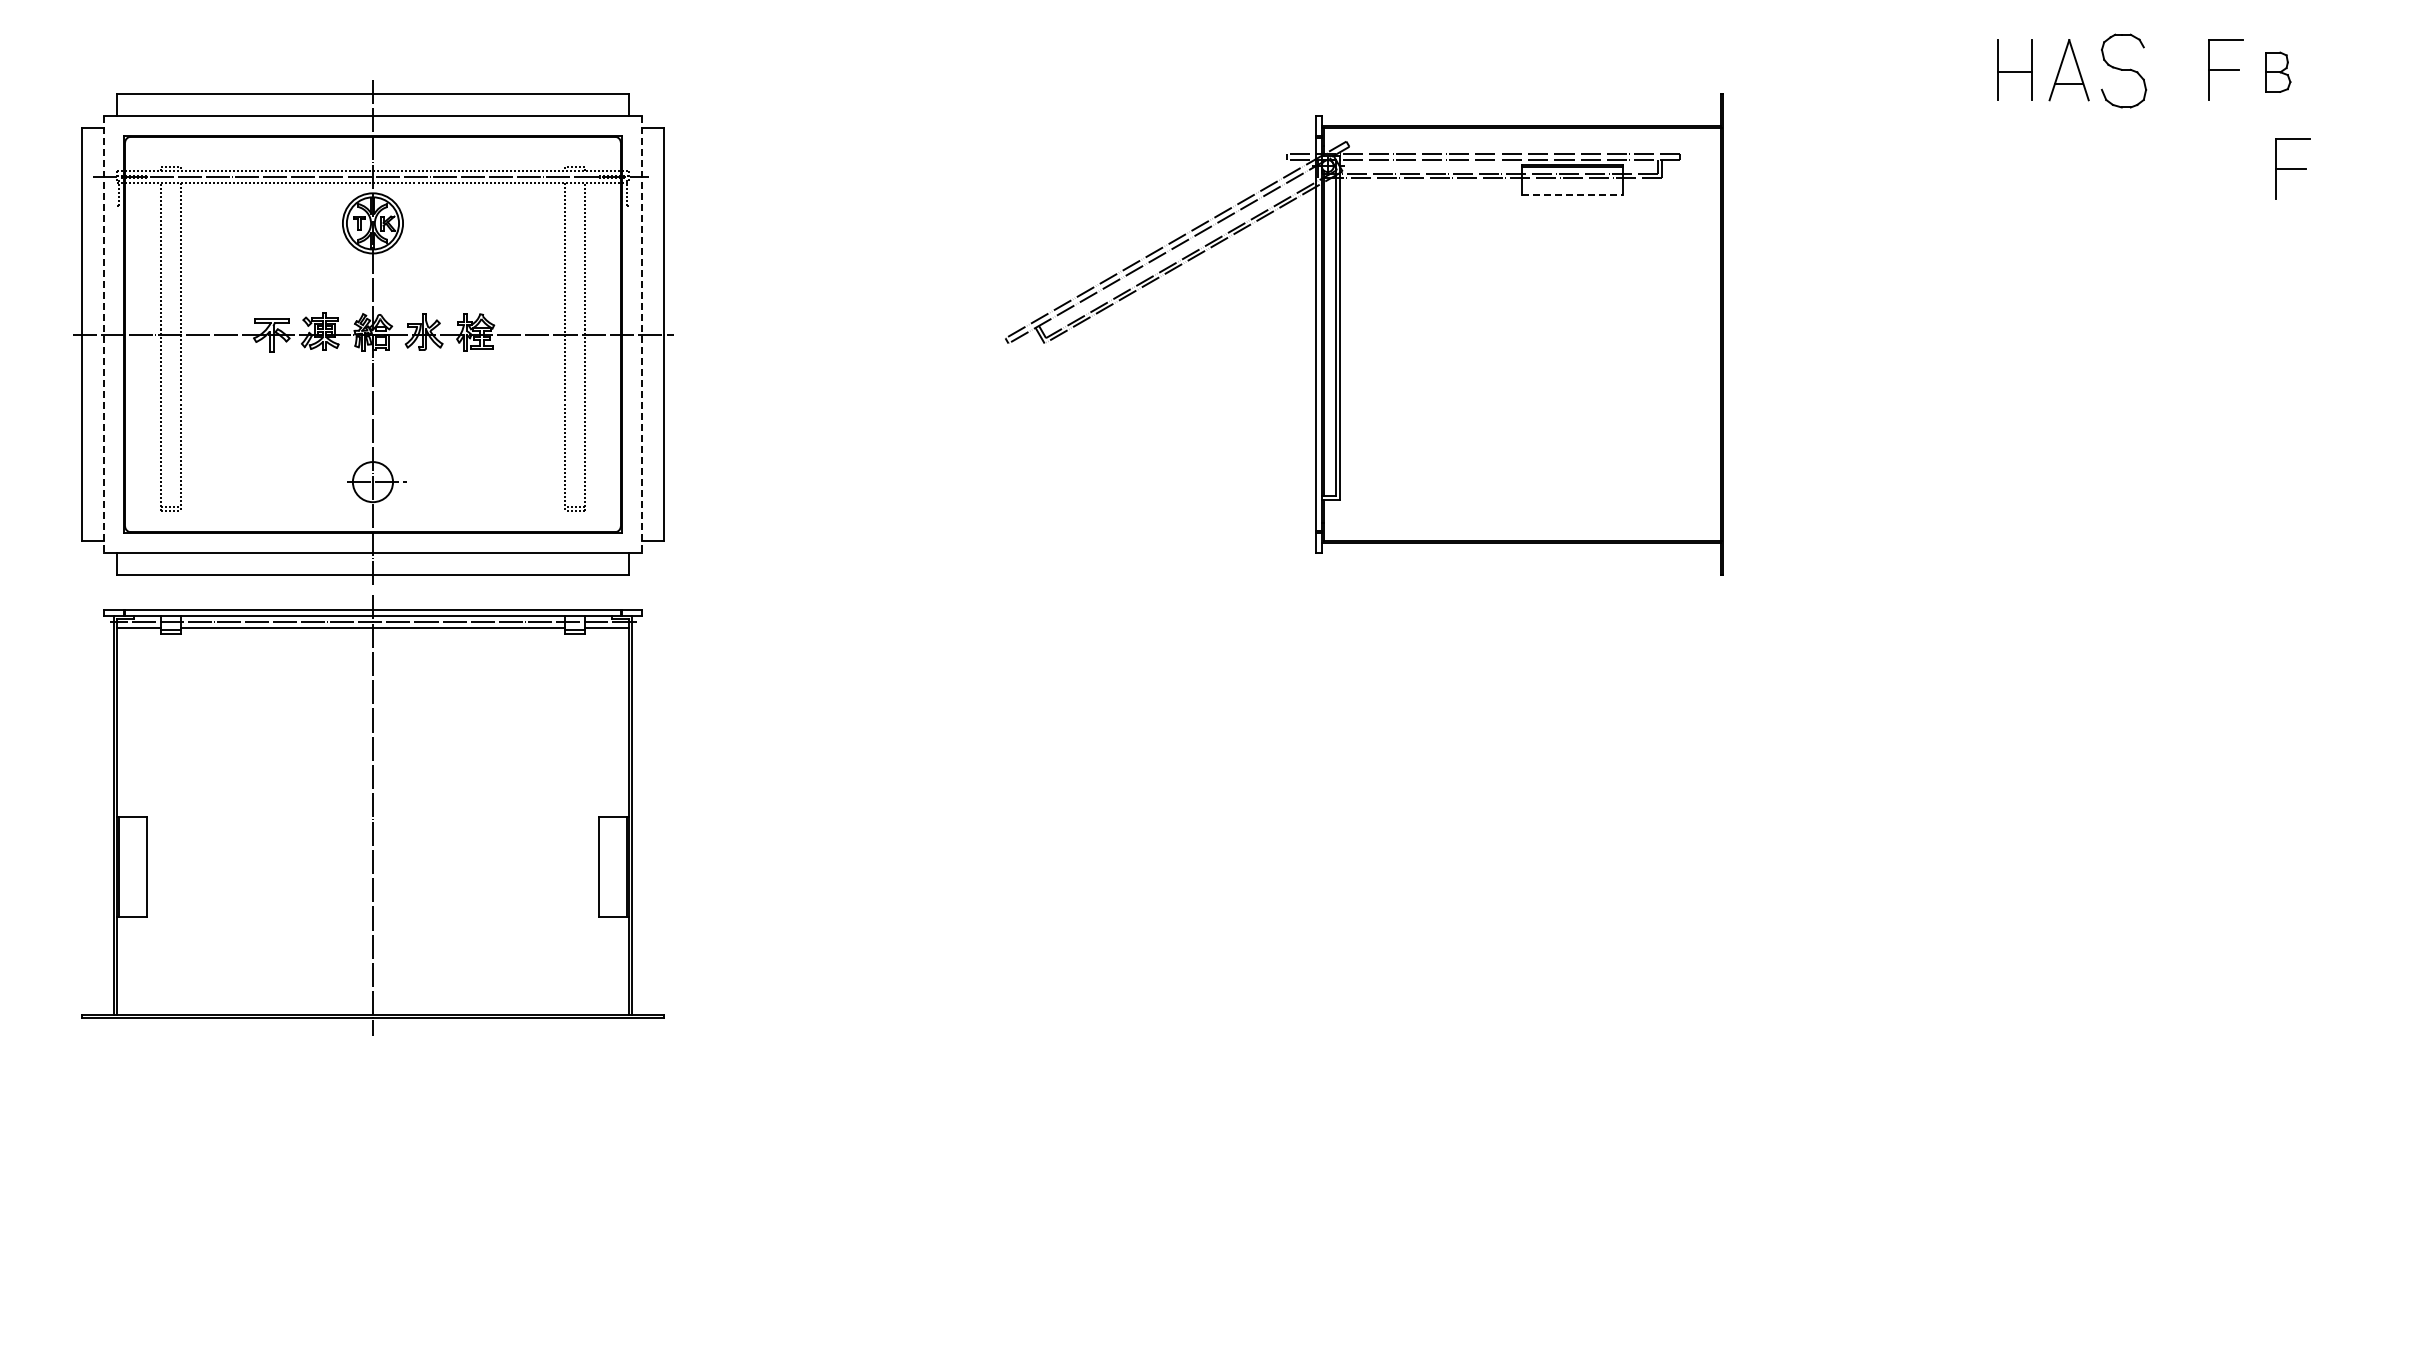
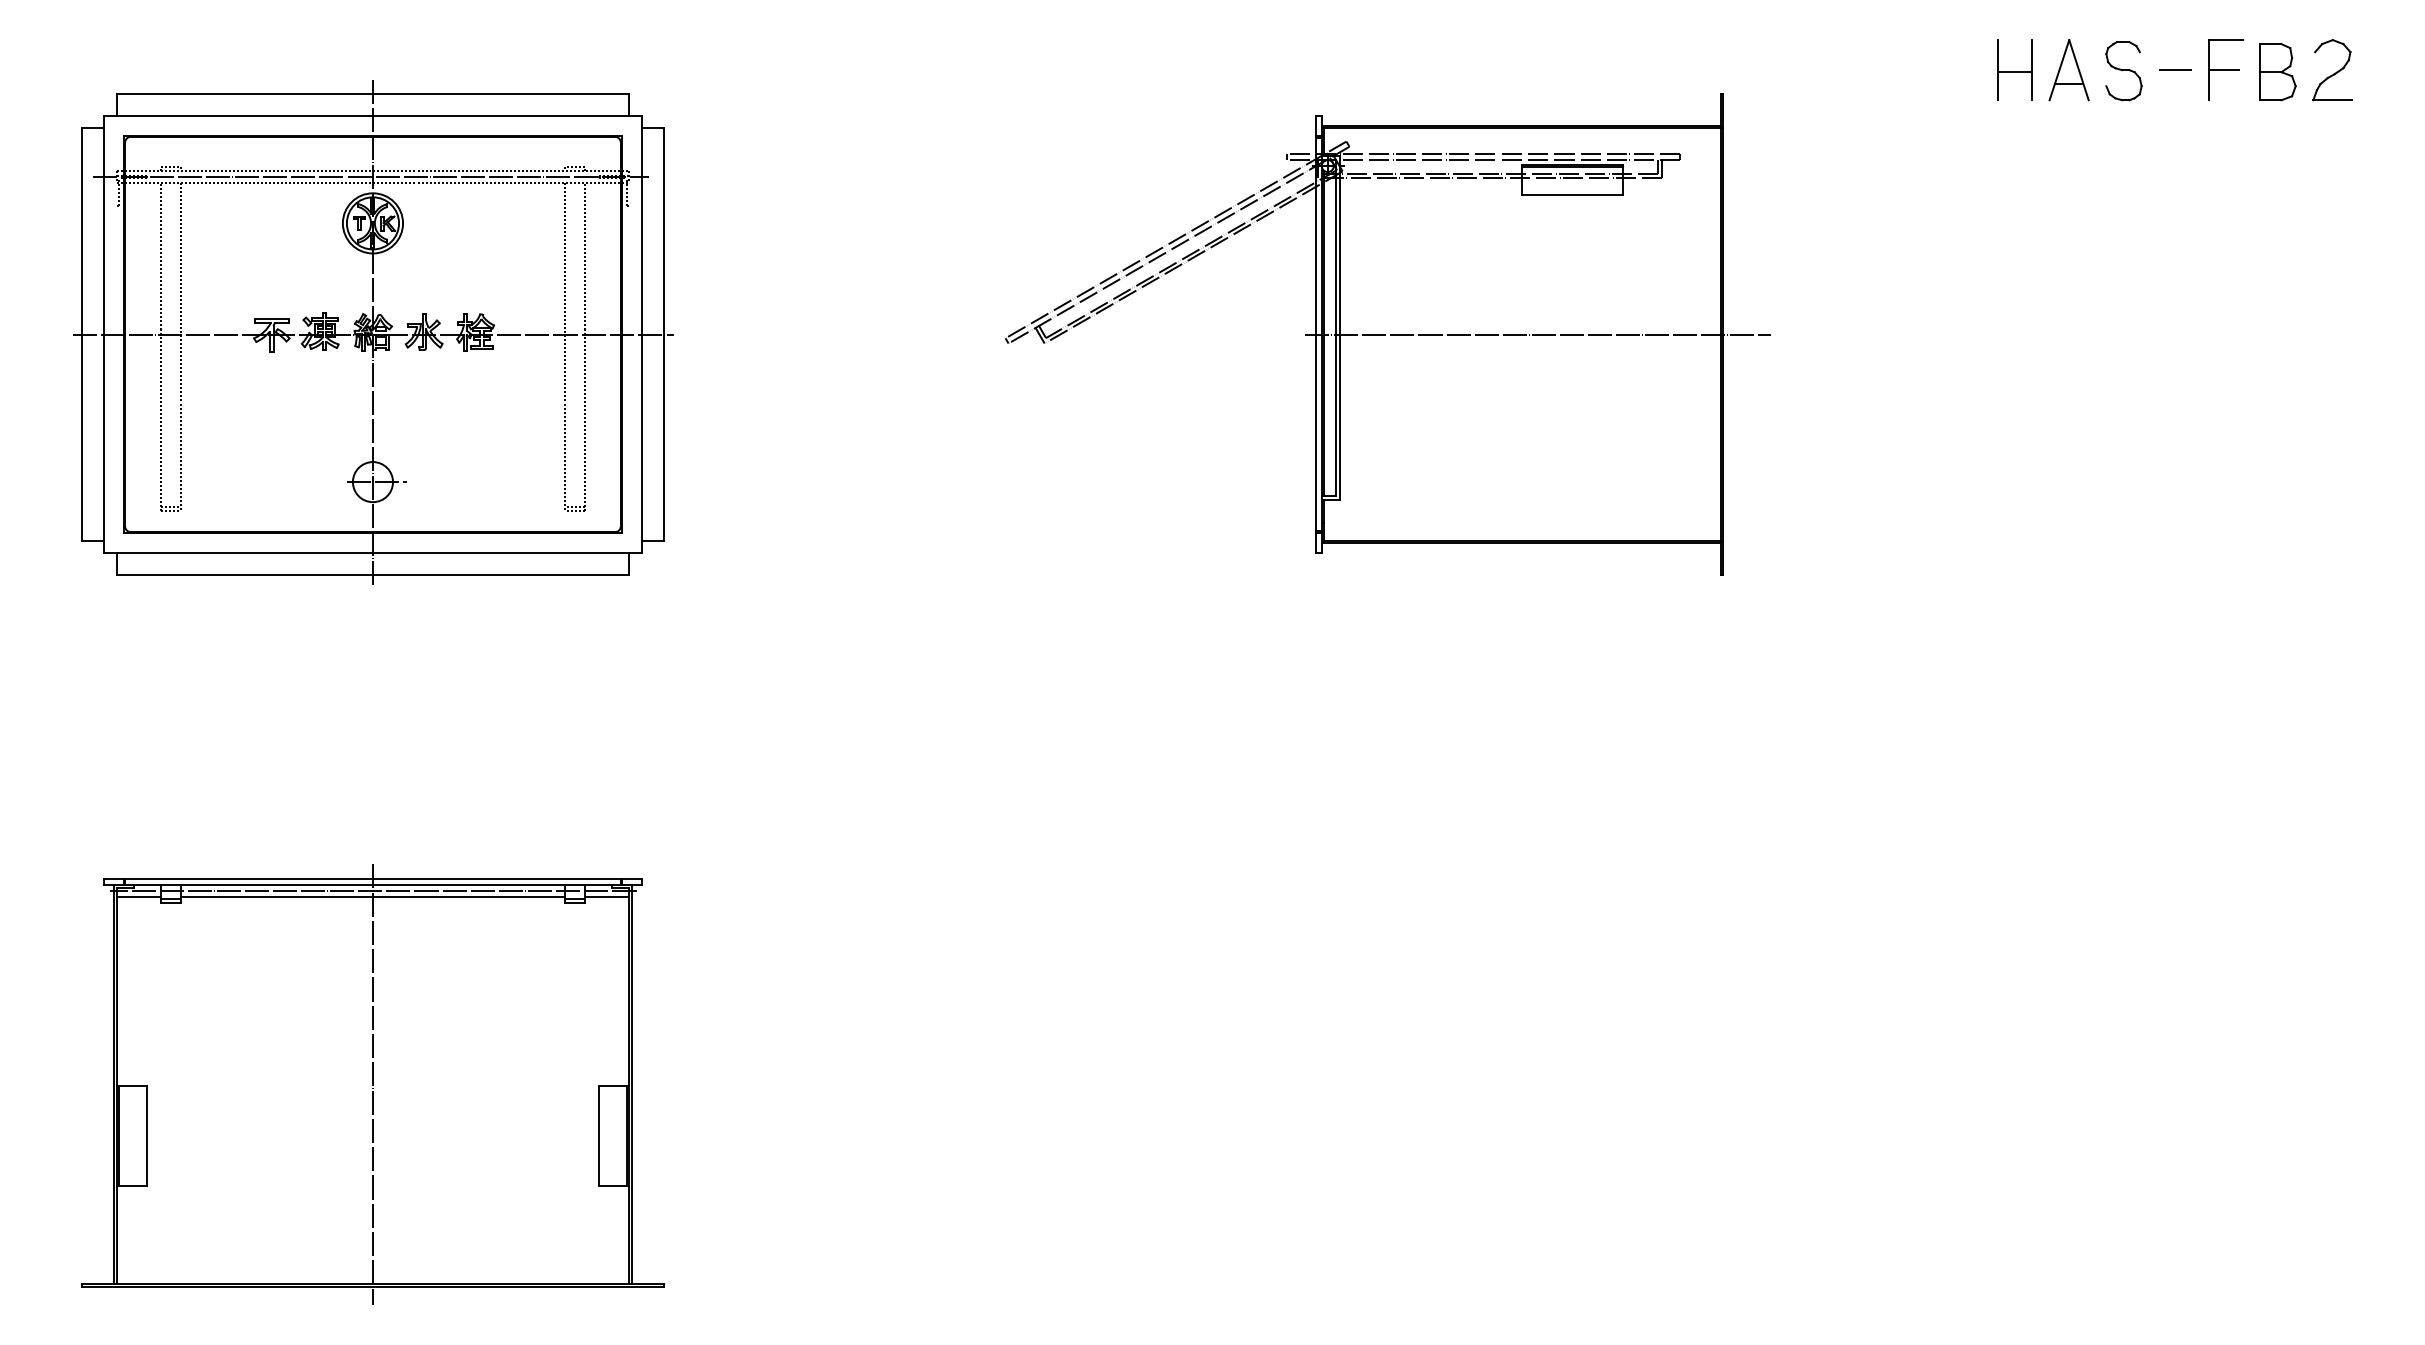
line: none -> present (2175, 69)
part size: 47x76 px -> 38x61 px (2123, 71)
part: none -> present (2332, 70)
part size: 27x42 px -> 38x59 px (2277, 72)
part: present -> none (2292, 168)
line: dashed -> solid (1572, 194)
line: dashed -> solid (104, 334)
line: dashed -> solid (641, 334)
line: none -> present (1538, 334)
part position: (372, 815) -> (372, 1084) (372, 1084)
